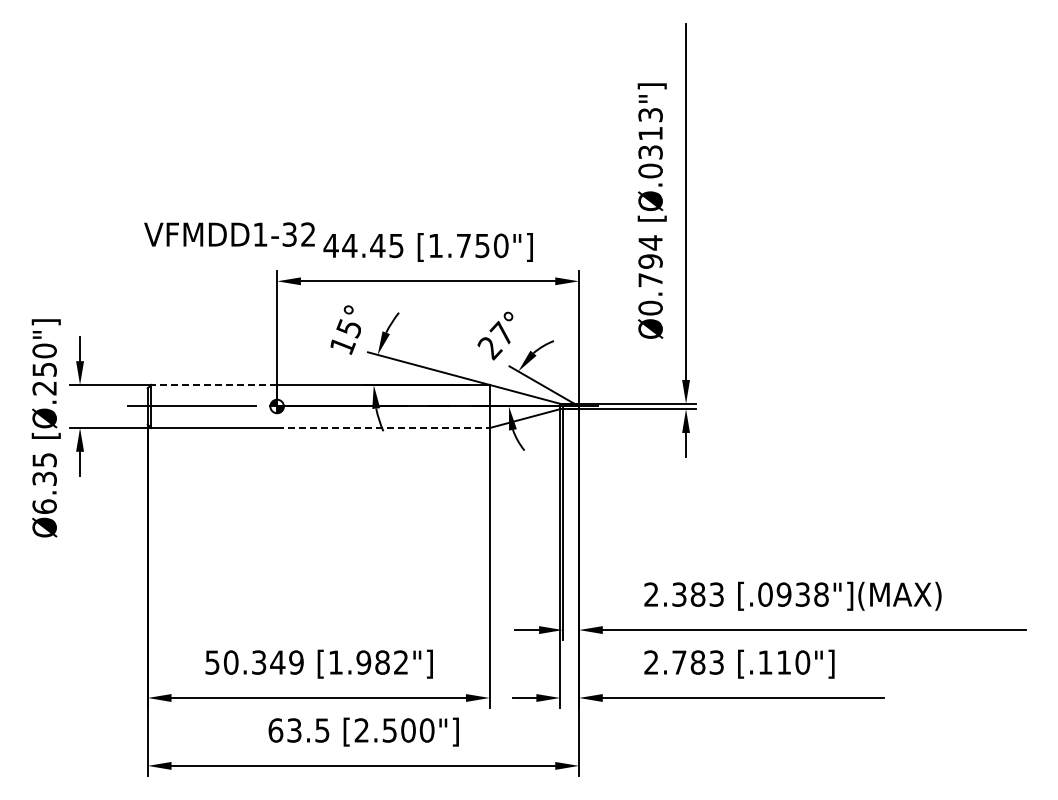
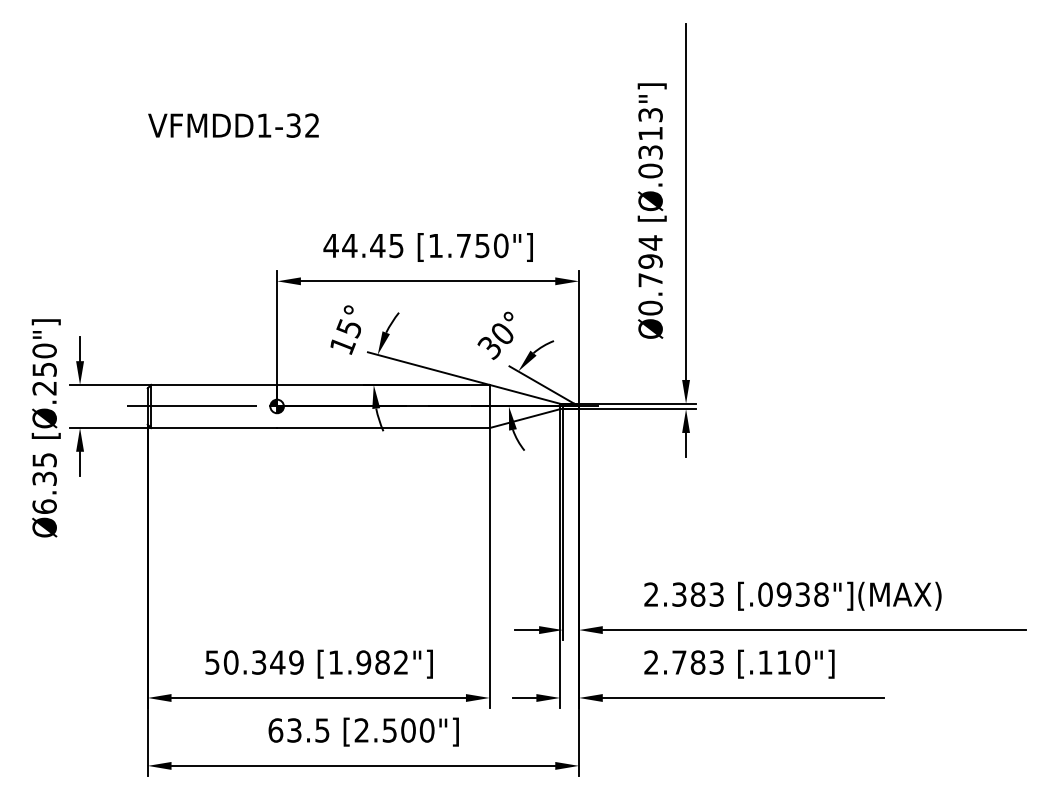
text position: (229, 234) -> (233, 125) (233, 125)
text: 27° -> 30° (495, 340)
line: dashed -> solid (214, 384)
line: dashed -> solid (383, 428)
